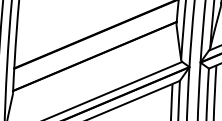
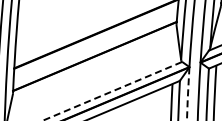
line: solid -> dashed (112, 91)
arc: solid -> dashed (187, 94)
